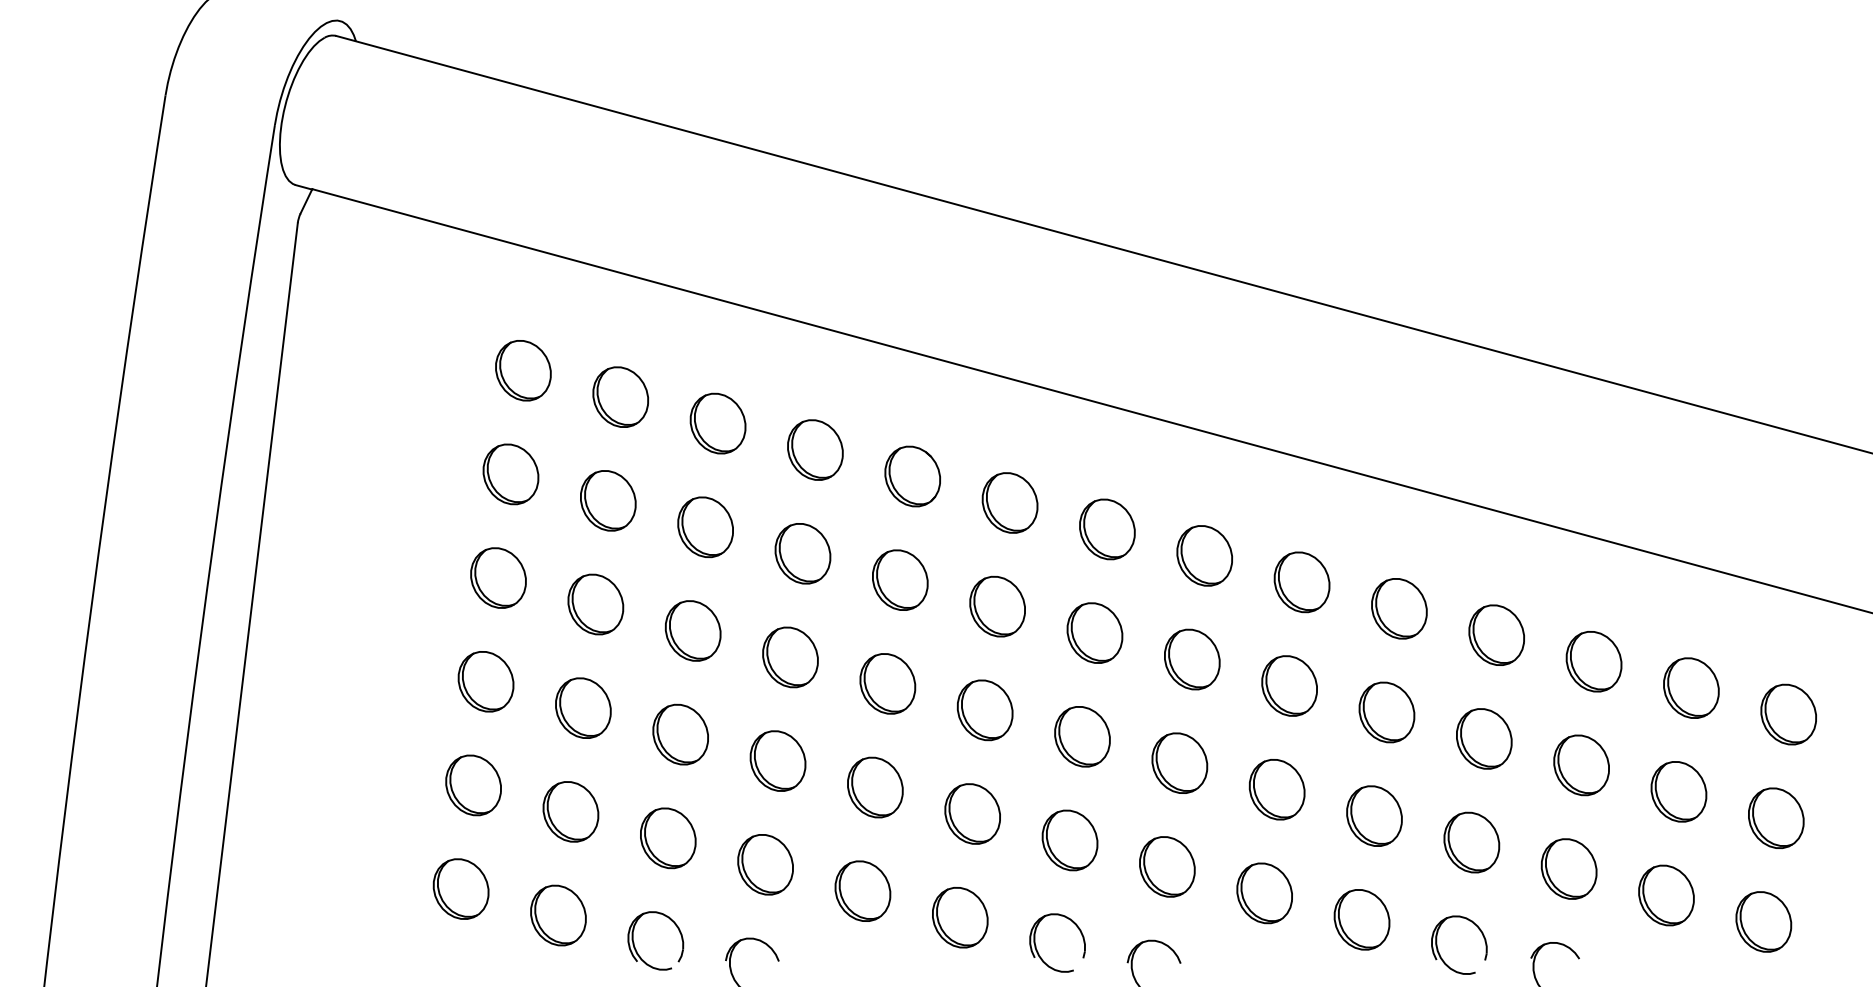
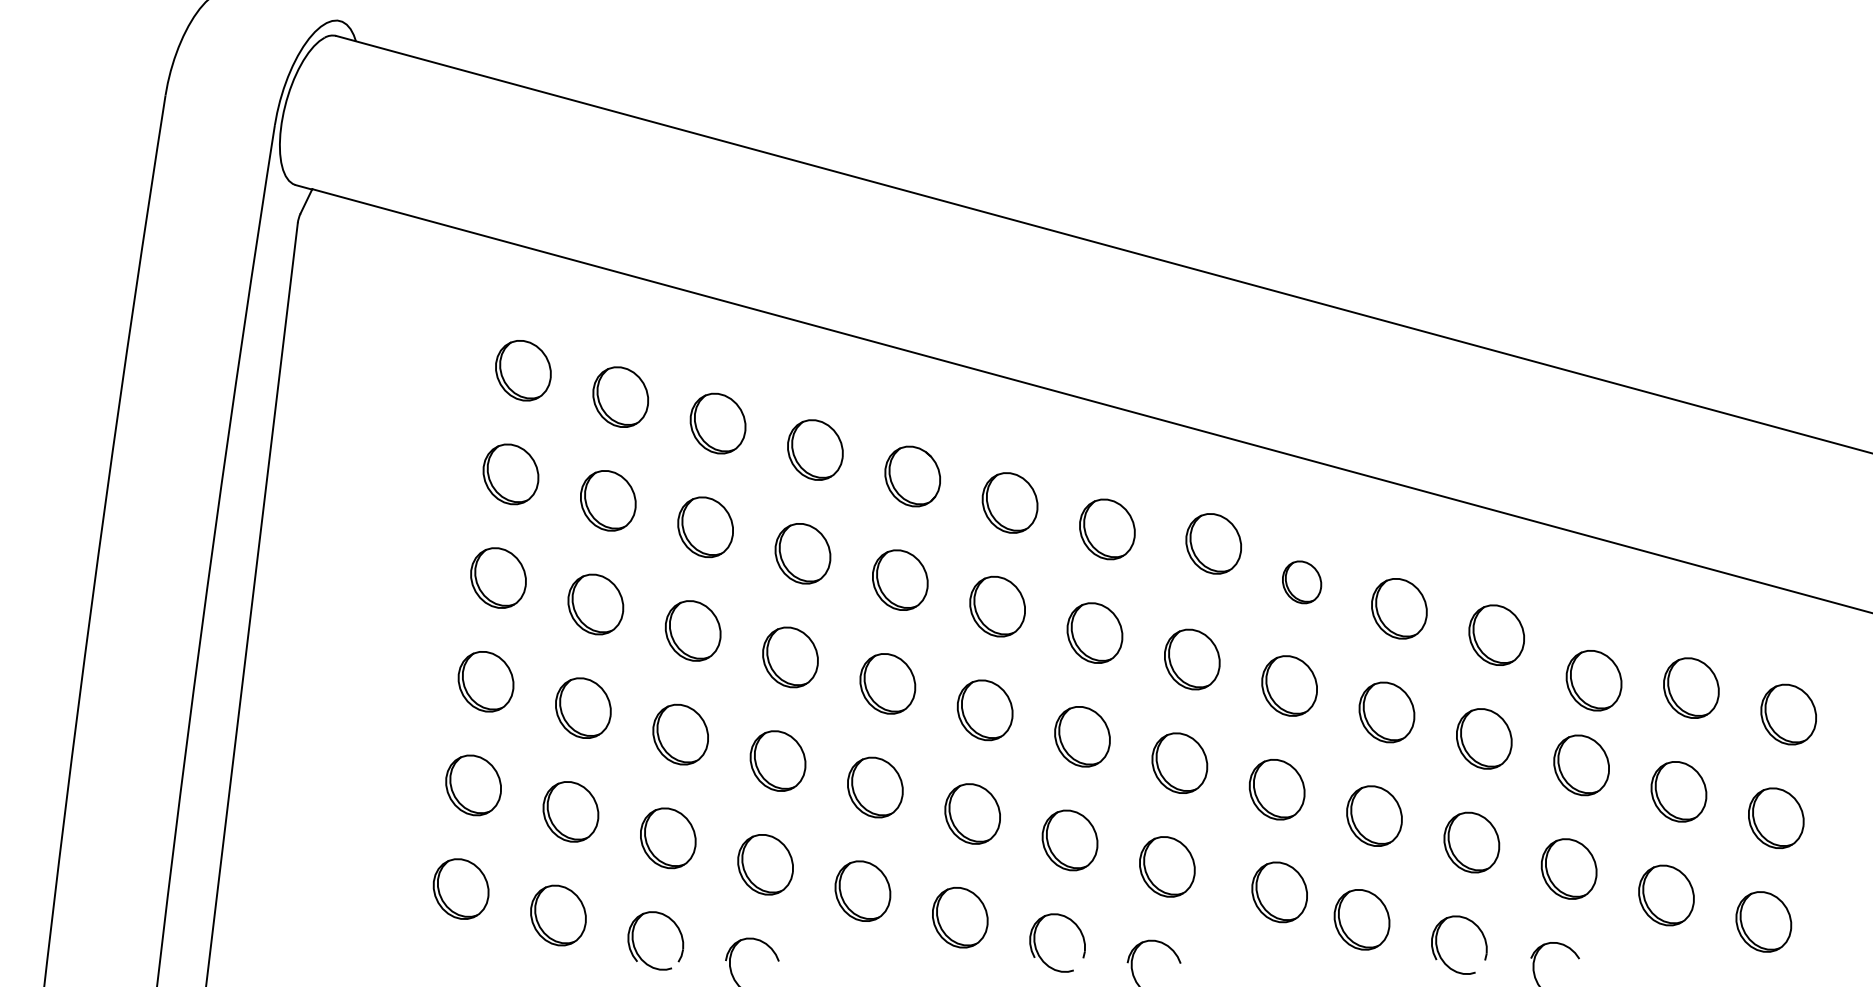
part position: (1204, 555) -> (1213, 543) (1213, 543)
part size: 58x63 px -> 41x45 px (1302, 582)
part position: (1593, 661) -> (1593, 680) (1593, 680)
part position: (1264, 893) -> (1279, 892) (1279, 892)
